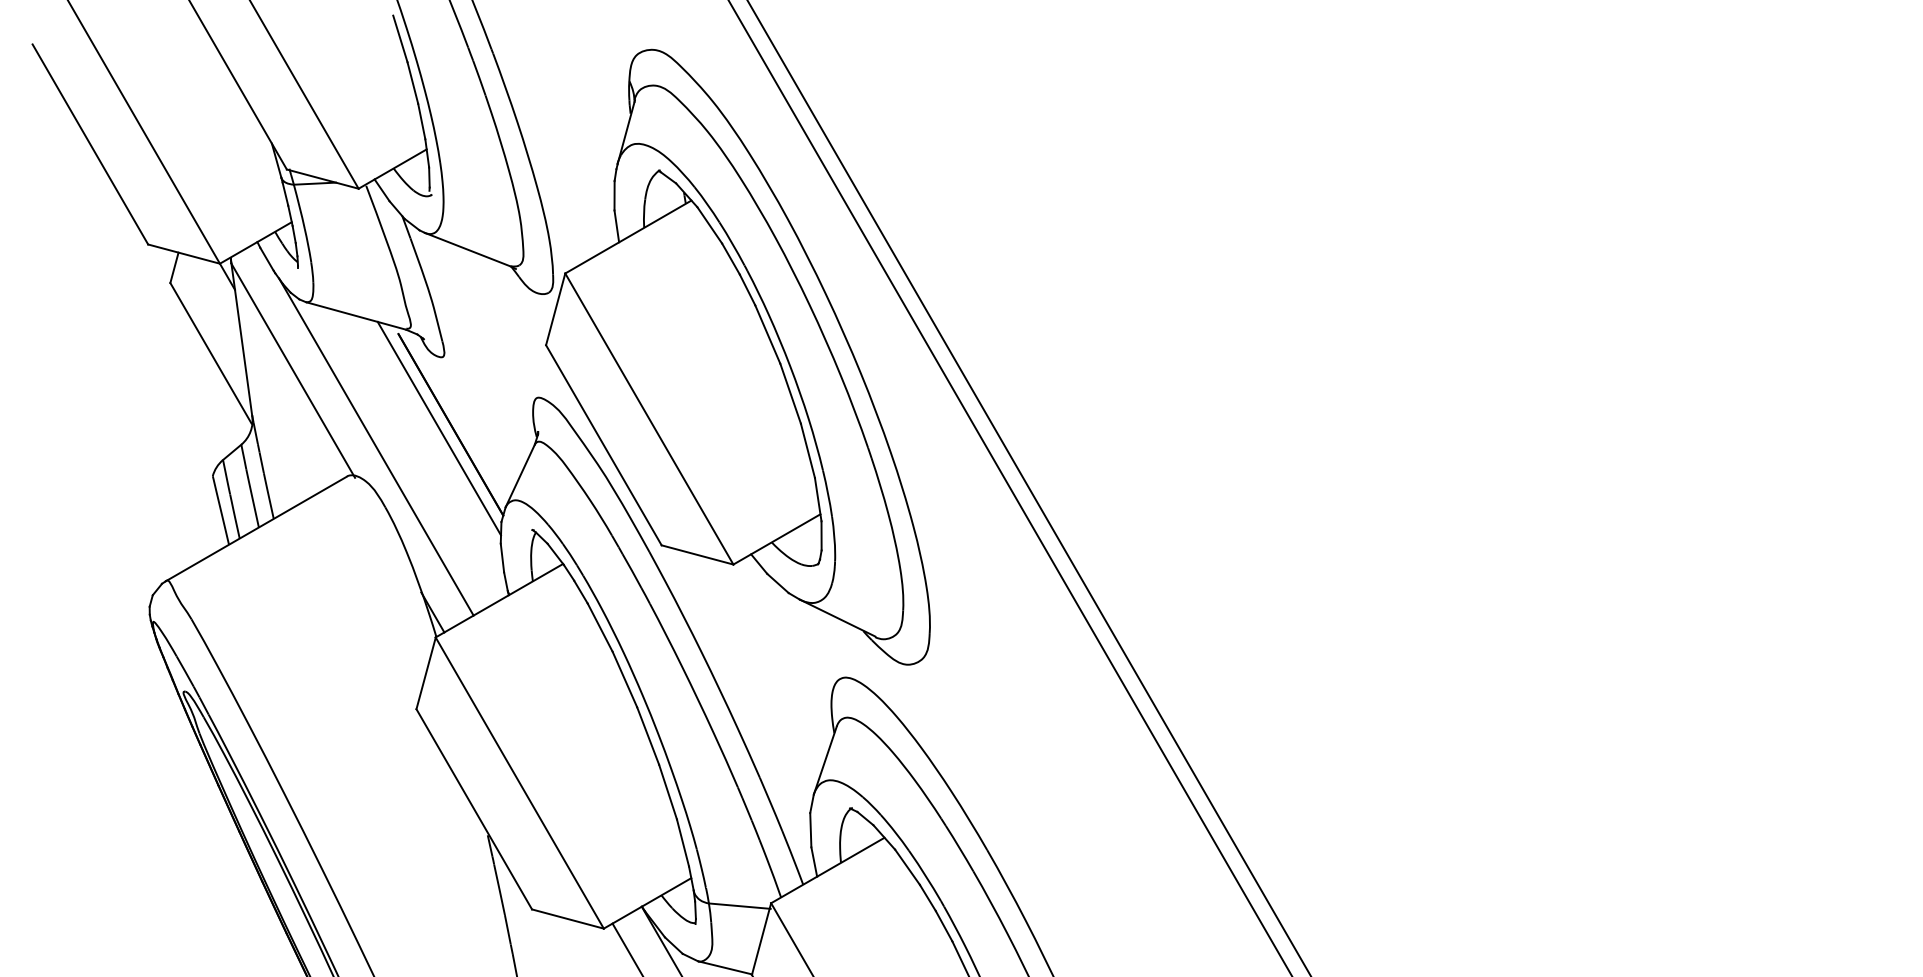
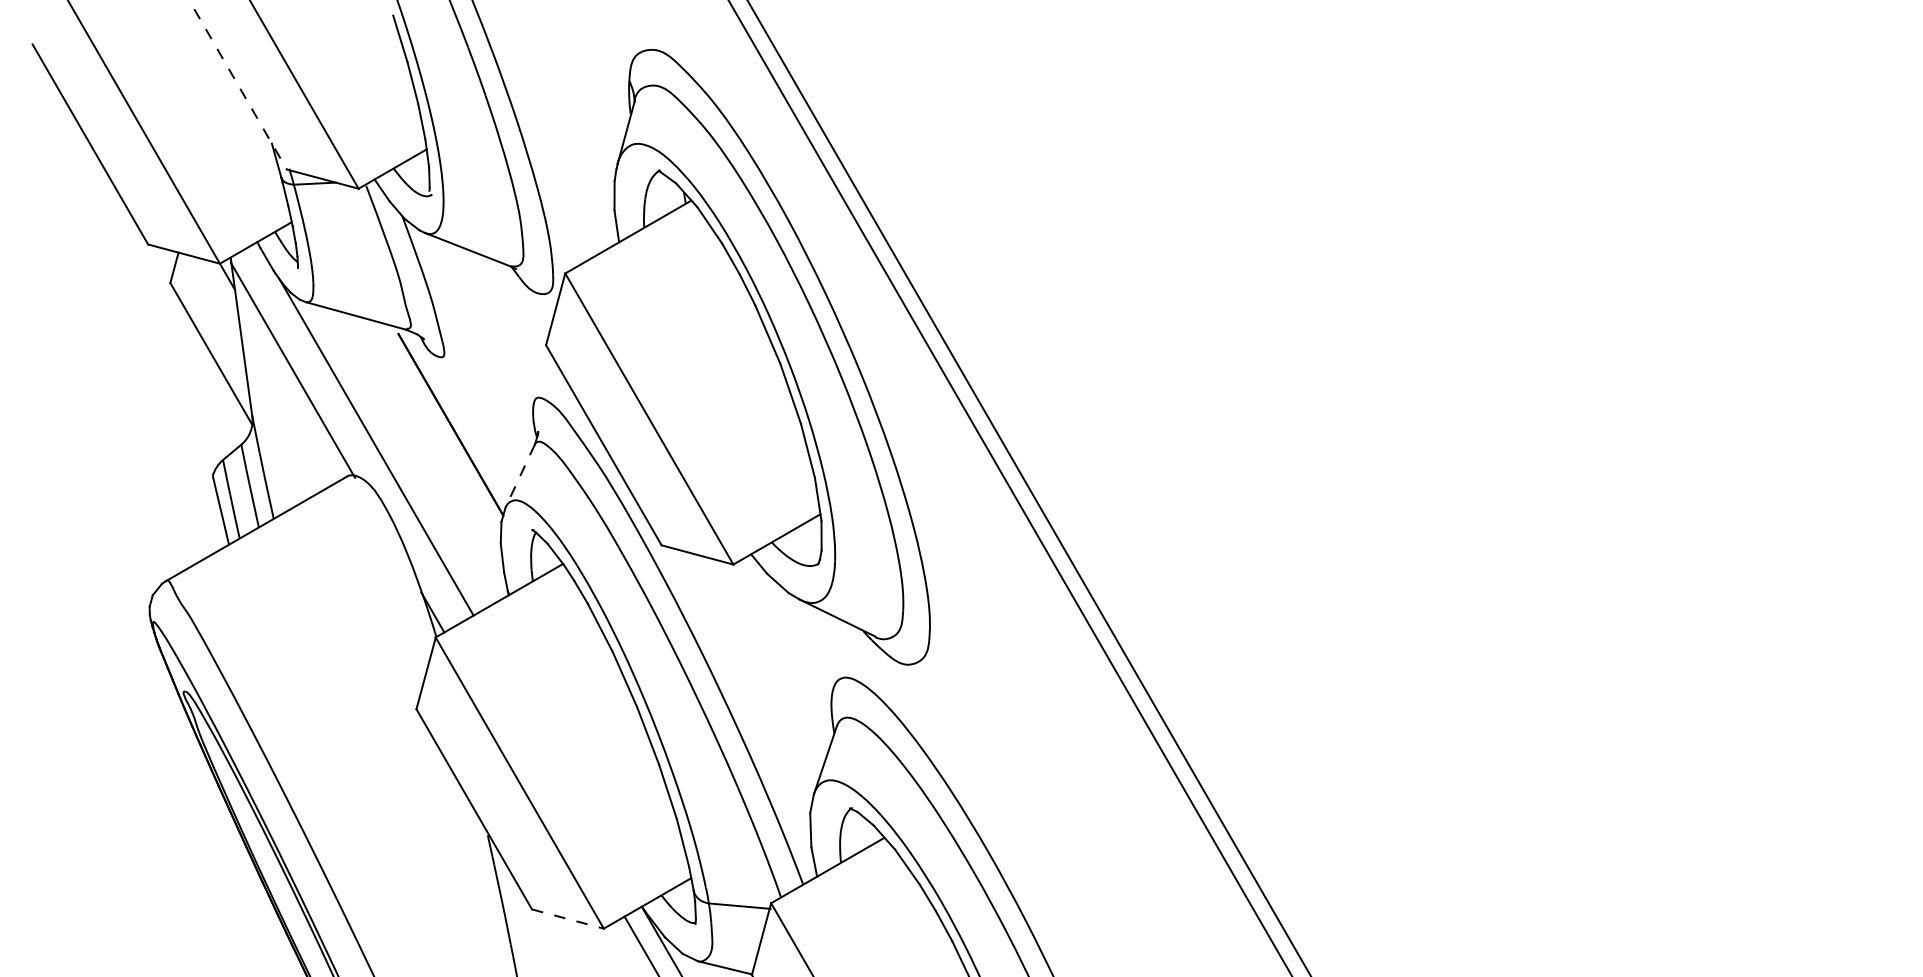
line: solid -> dashed (238, 84)
line: present -> none (439, 428)
line: solid -> dashed (520, 476)
line: solid -> dashed (568, 919)
line position: (626, 948) -> (640, 944) (640, 944)
